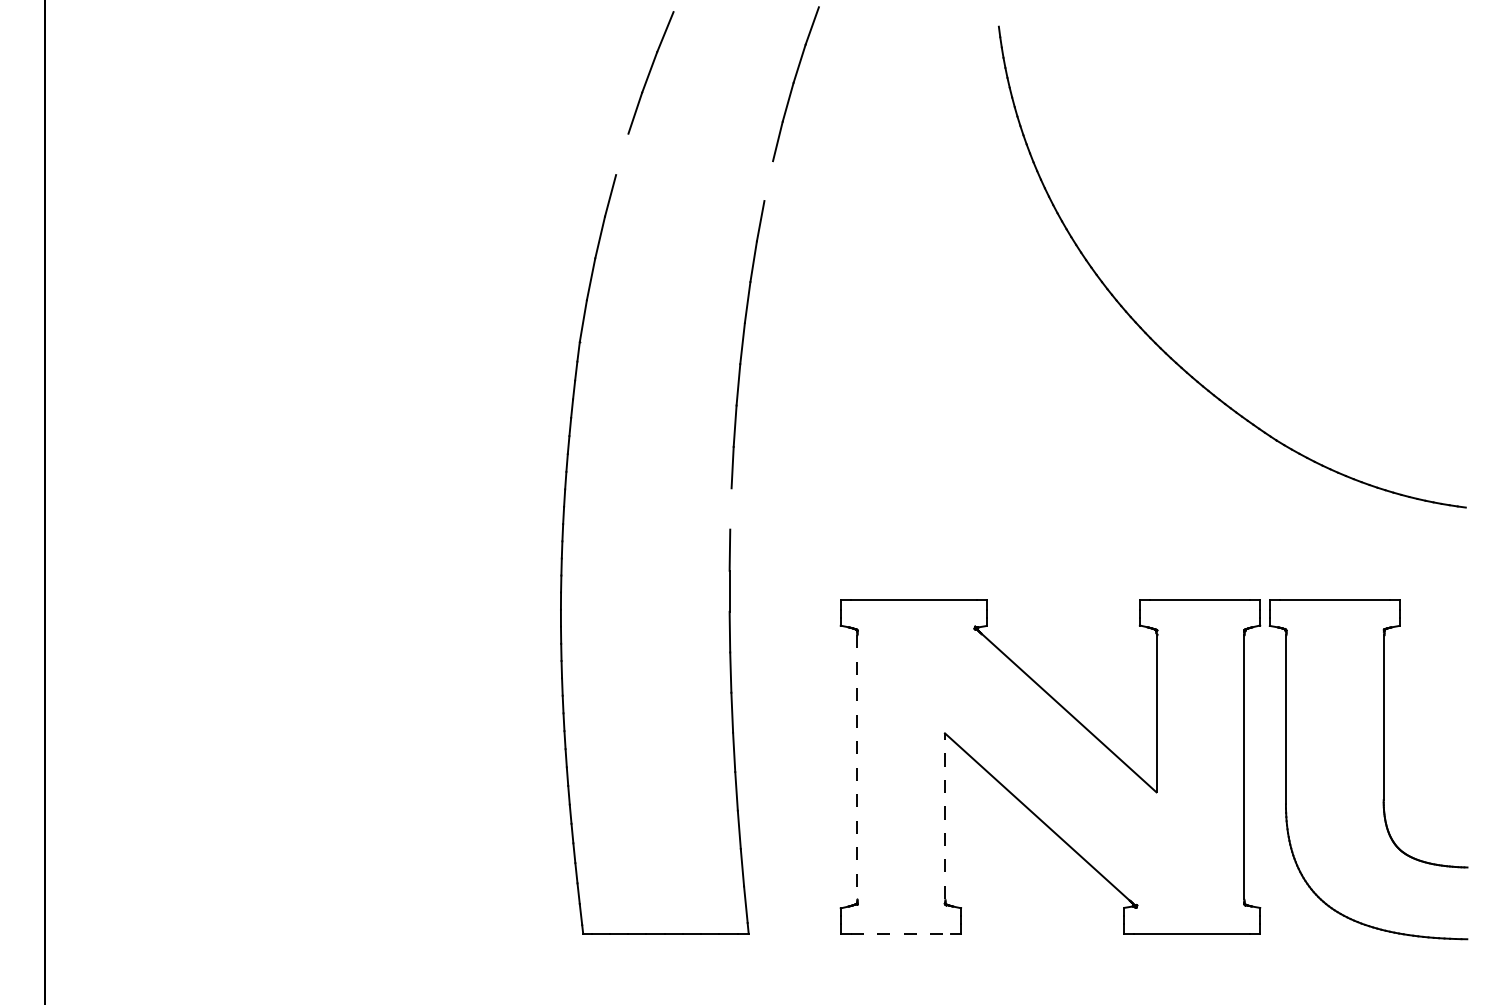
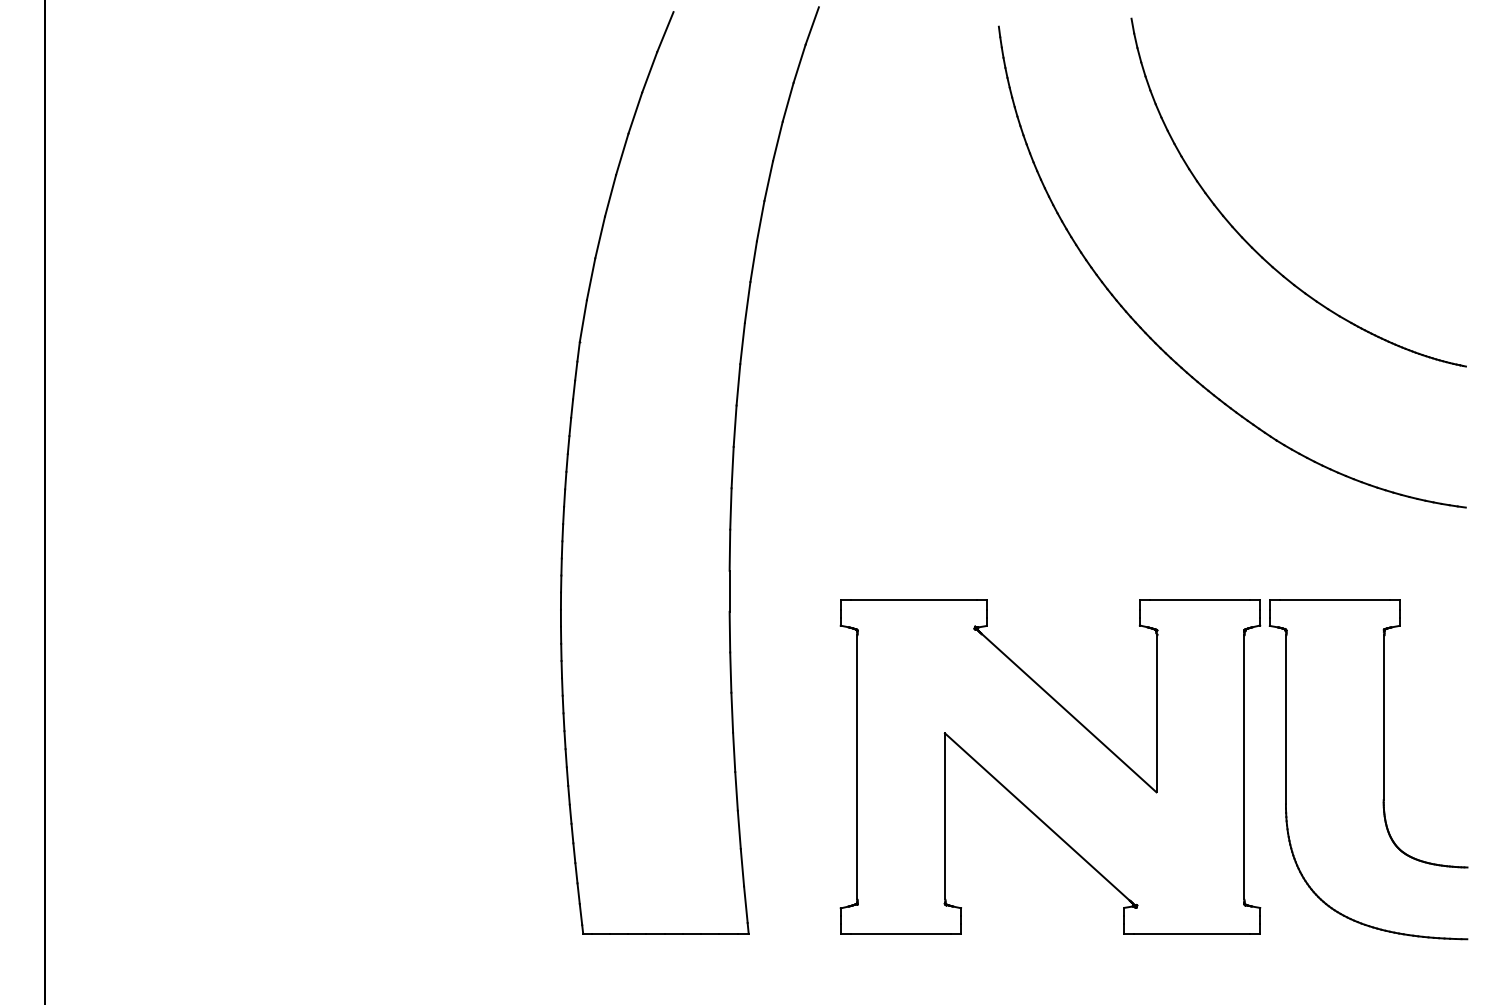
line: none -> present (622, 154)
line: none -> present (768, 181)
part: none -> present (1248, 242)
line: none -> present (730, 508)
line: dashed -> solid (857, 767)
line: dashed -> solid (944, 816)
line: dashed -> solid (901, 933)
